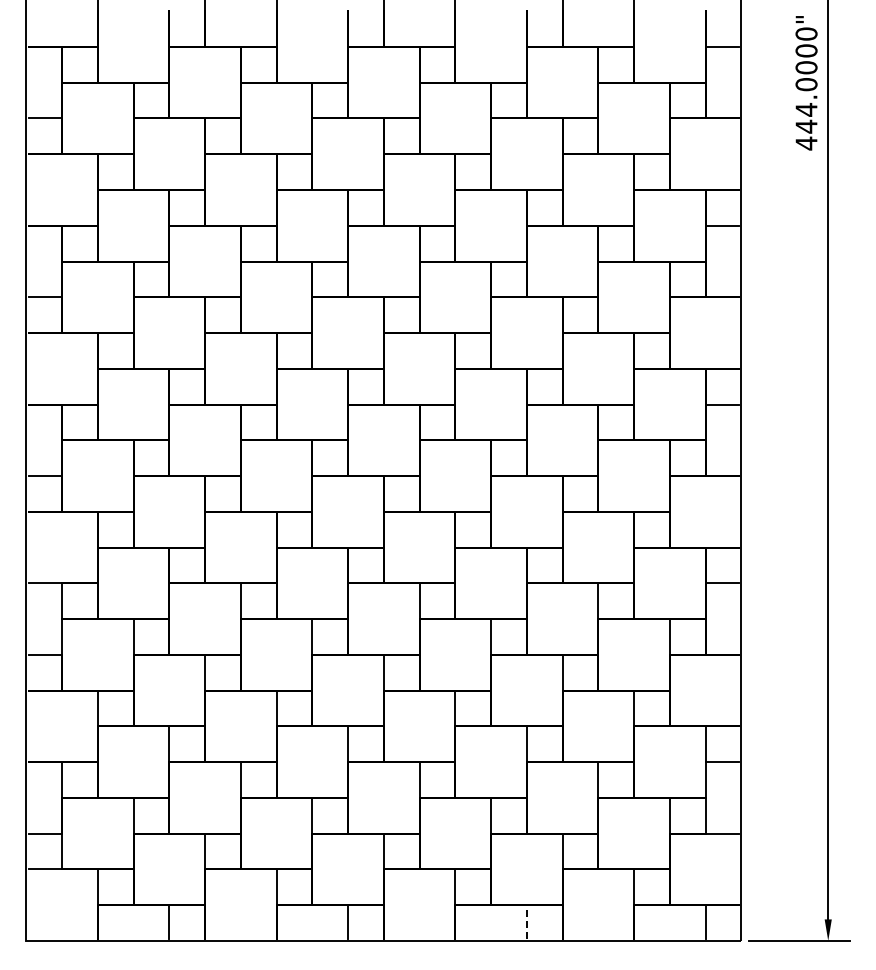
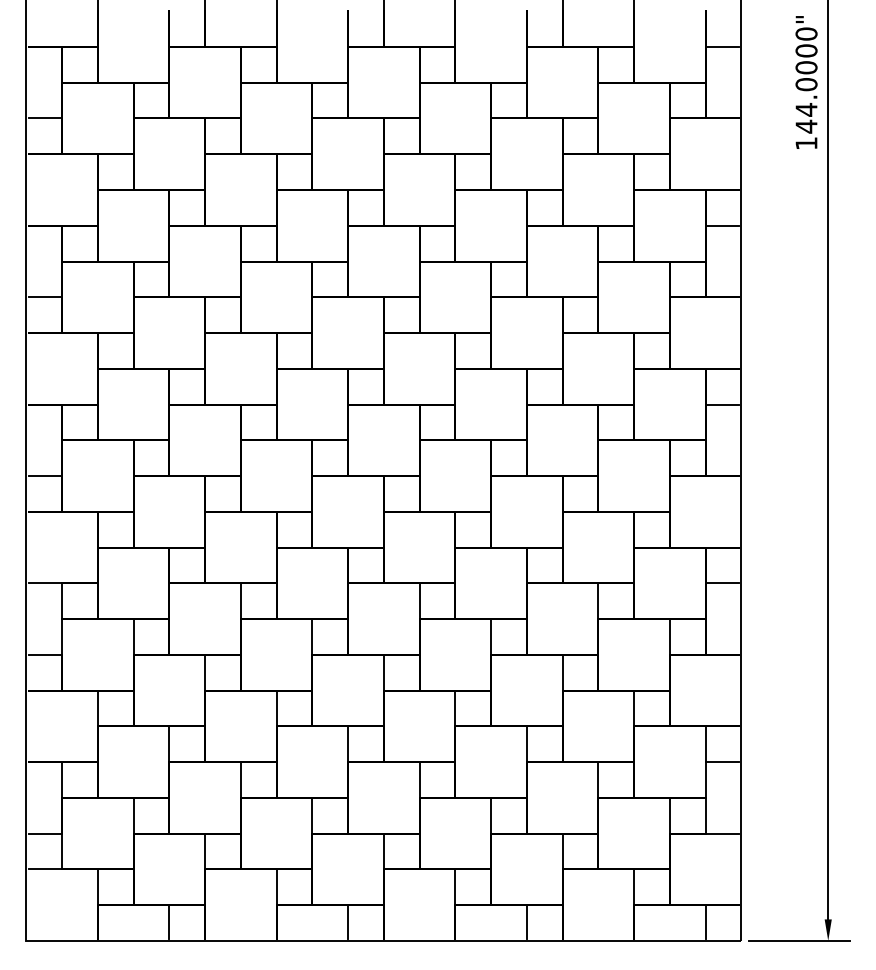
text: 444.0000" -> 144.0000" (806, 143)
line: dashed -> solid (526, 921)
